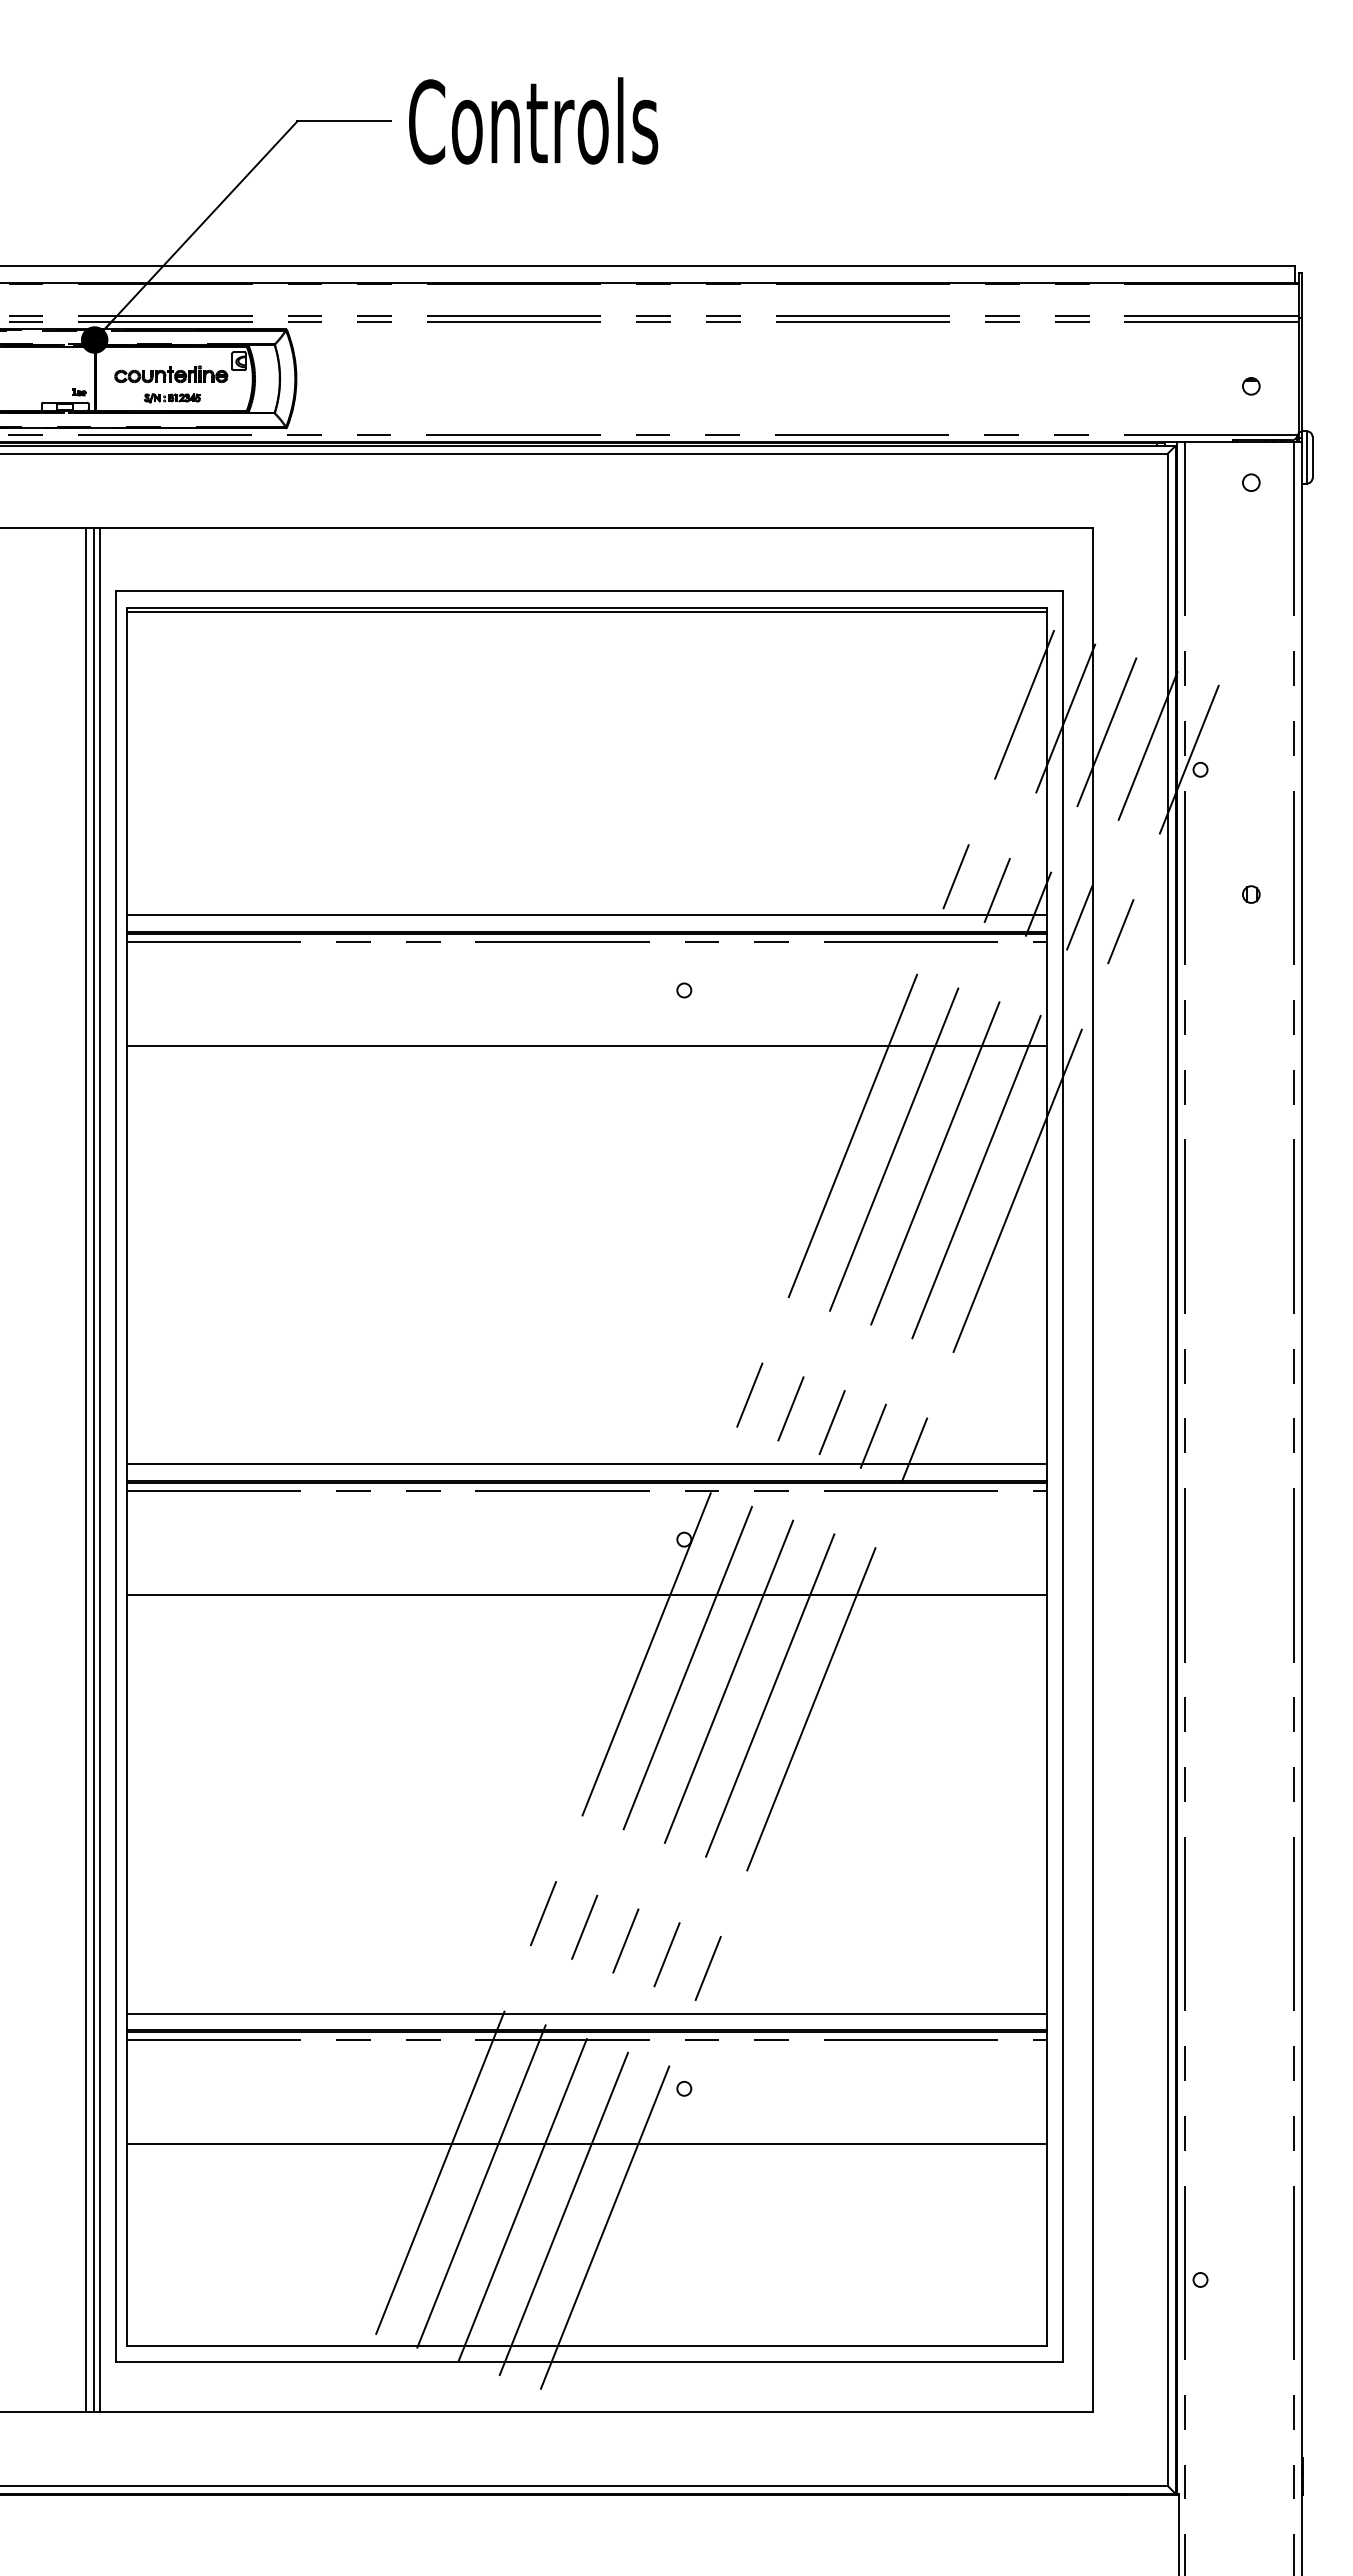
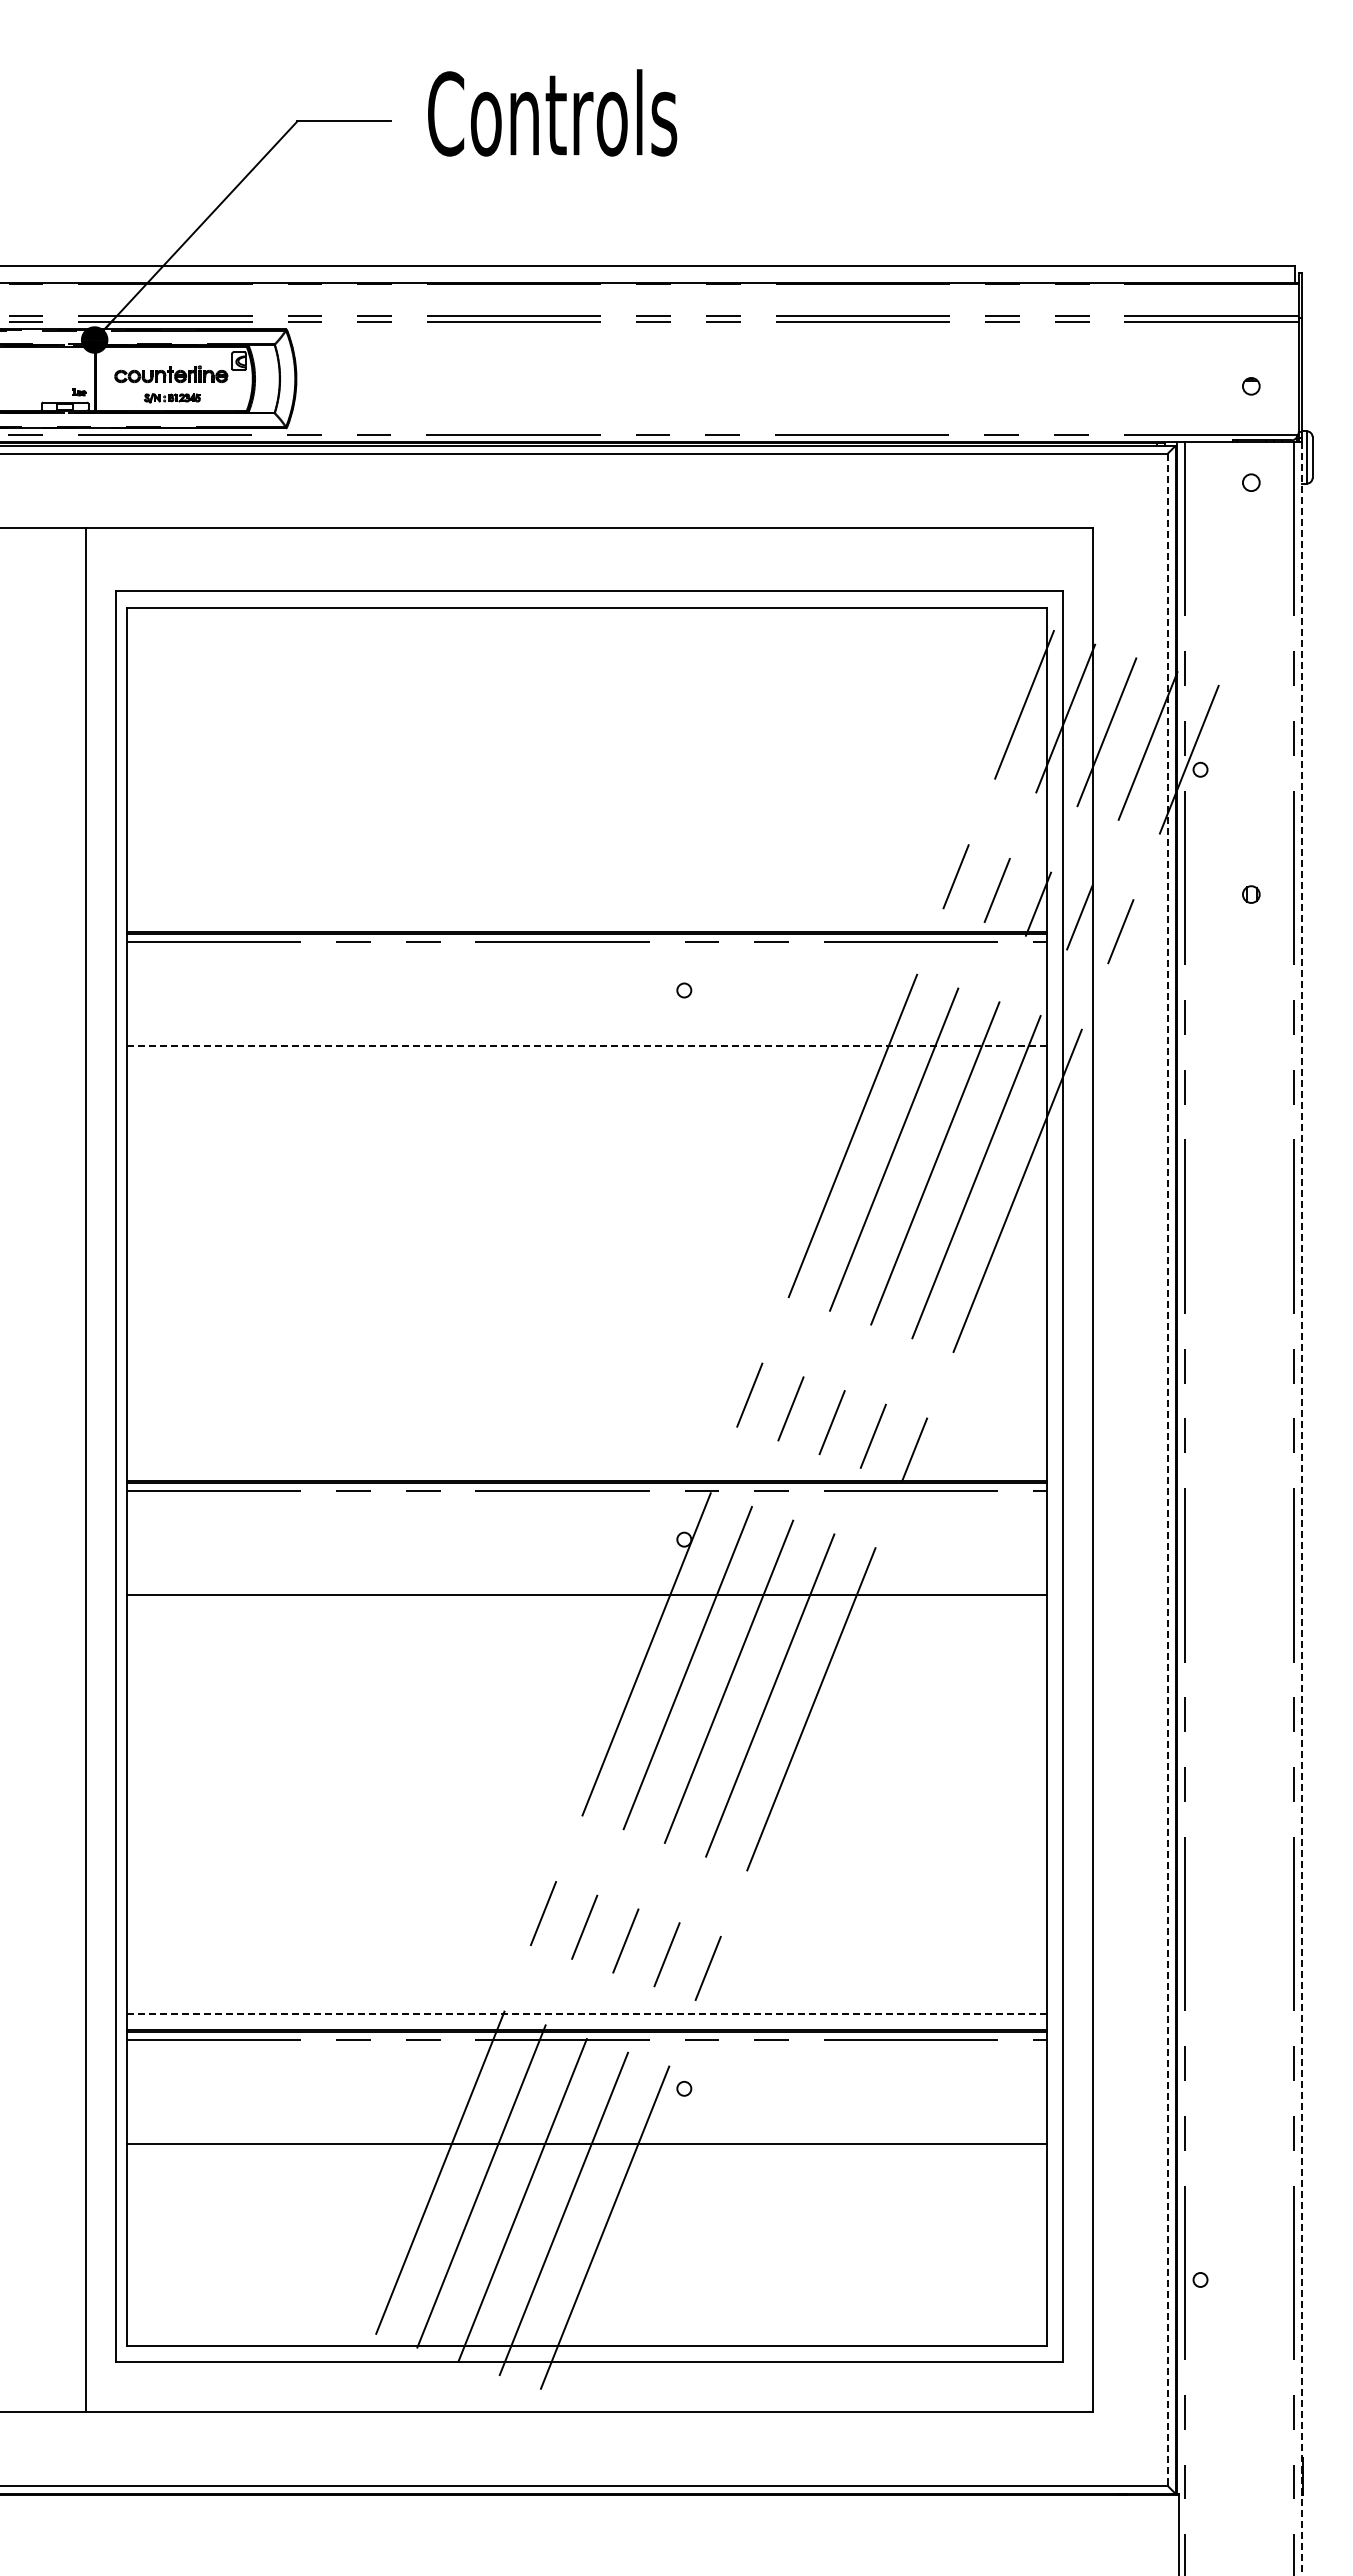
text position: (533, 120) -> (552, 112) (552, 112)
line: present -> none (586, 611)
line: present -> none (586, 915)
line: solid -> dashed (587, 1045)
line: present -> none (586, 1464)
line: present -> none (94, 1469)
line: present -> none (99, 1469)
line: solid -> dashed (1167, 1469)
line: solid -> dashed (1302, 1508)
line: solid -> dashed (587, 2013)
